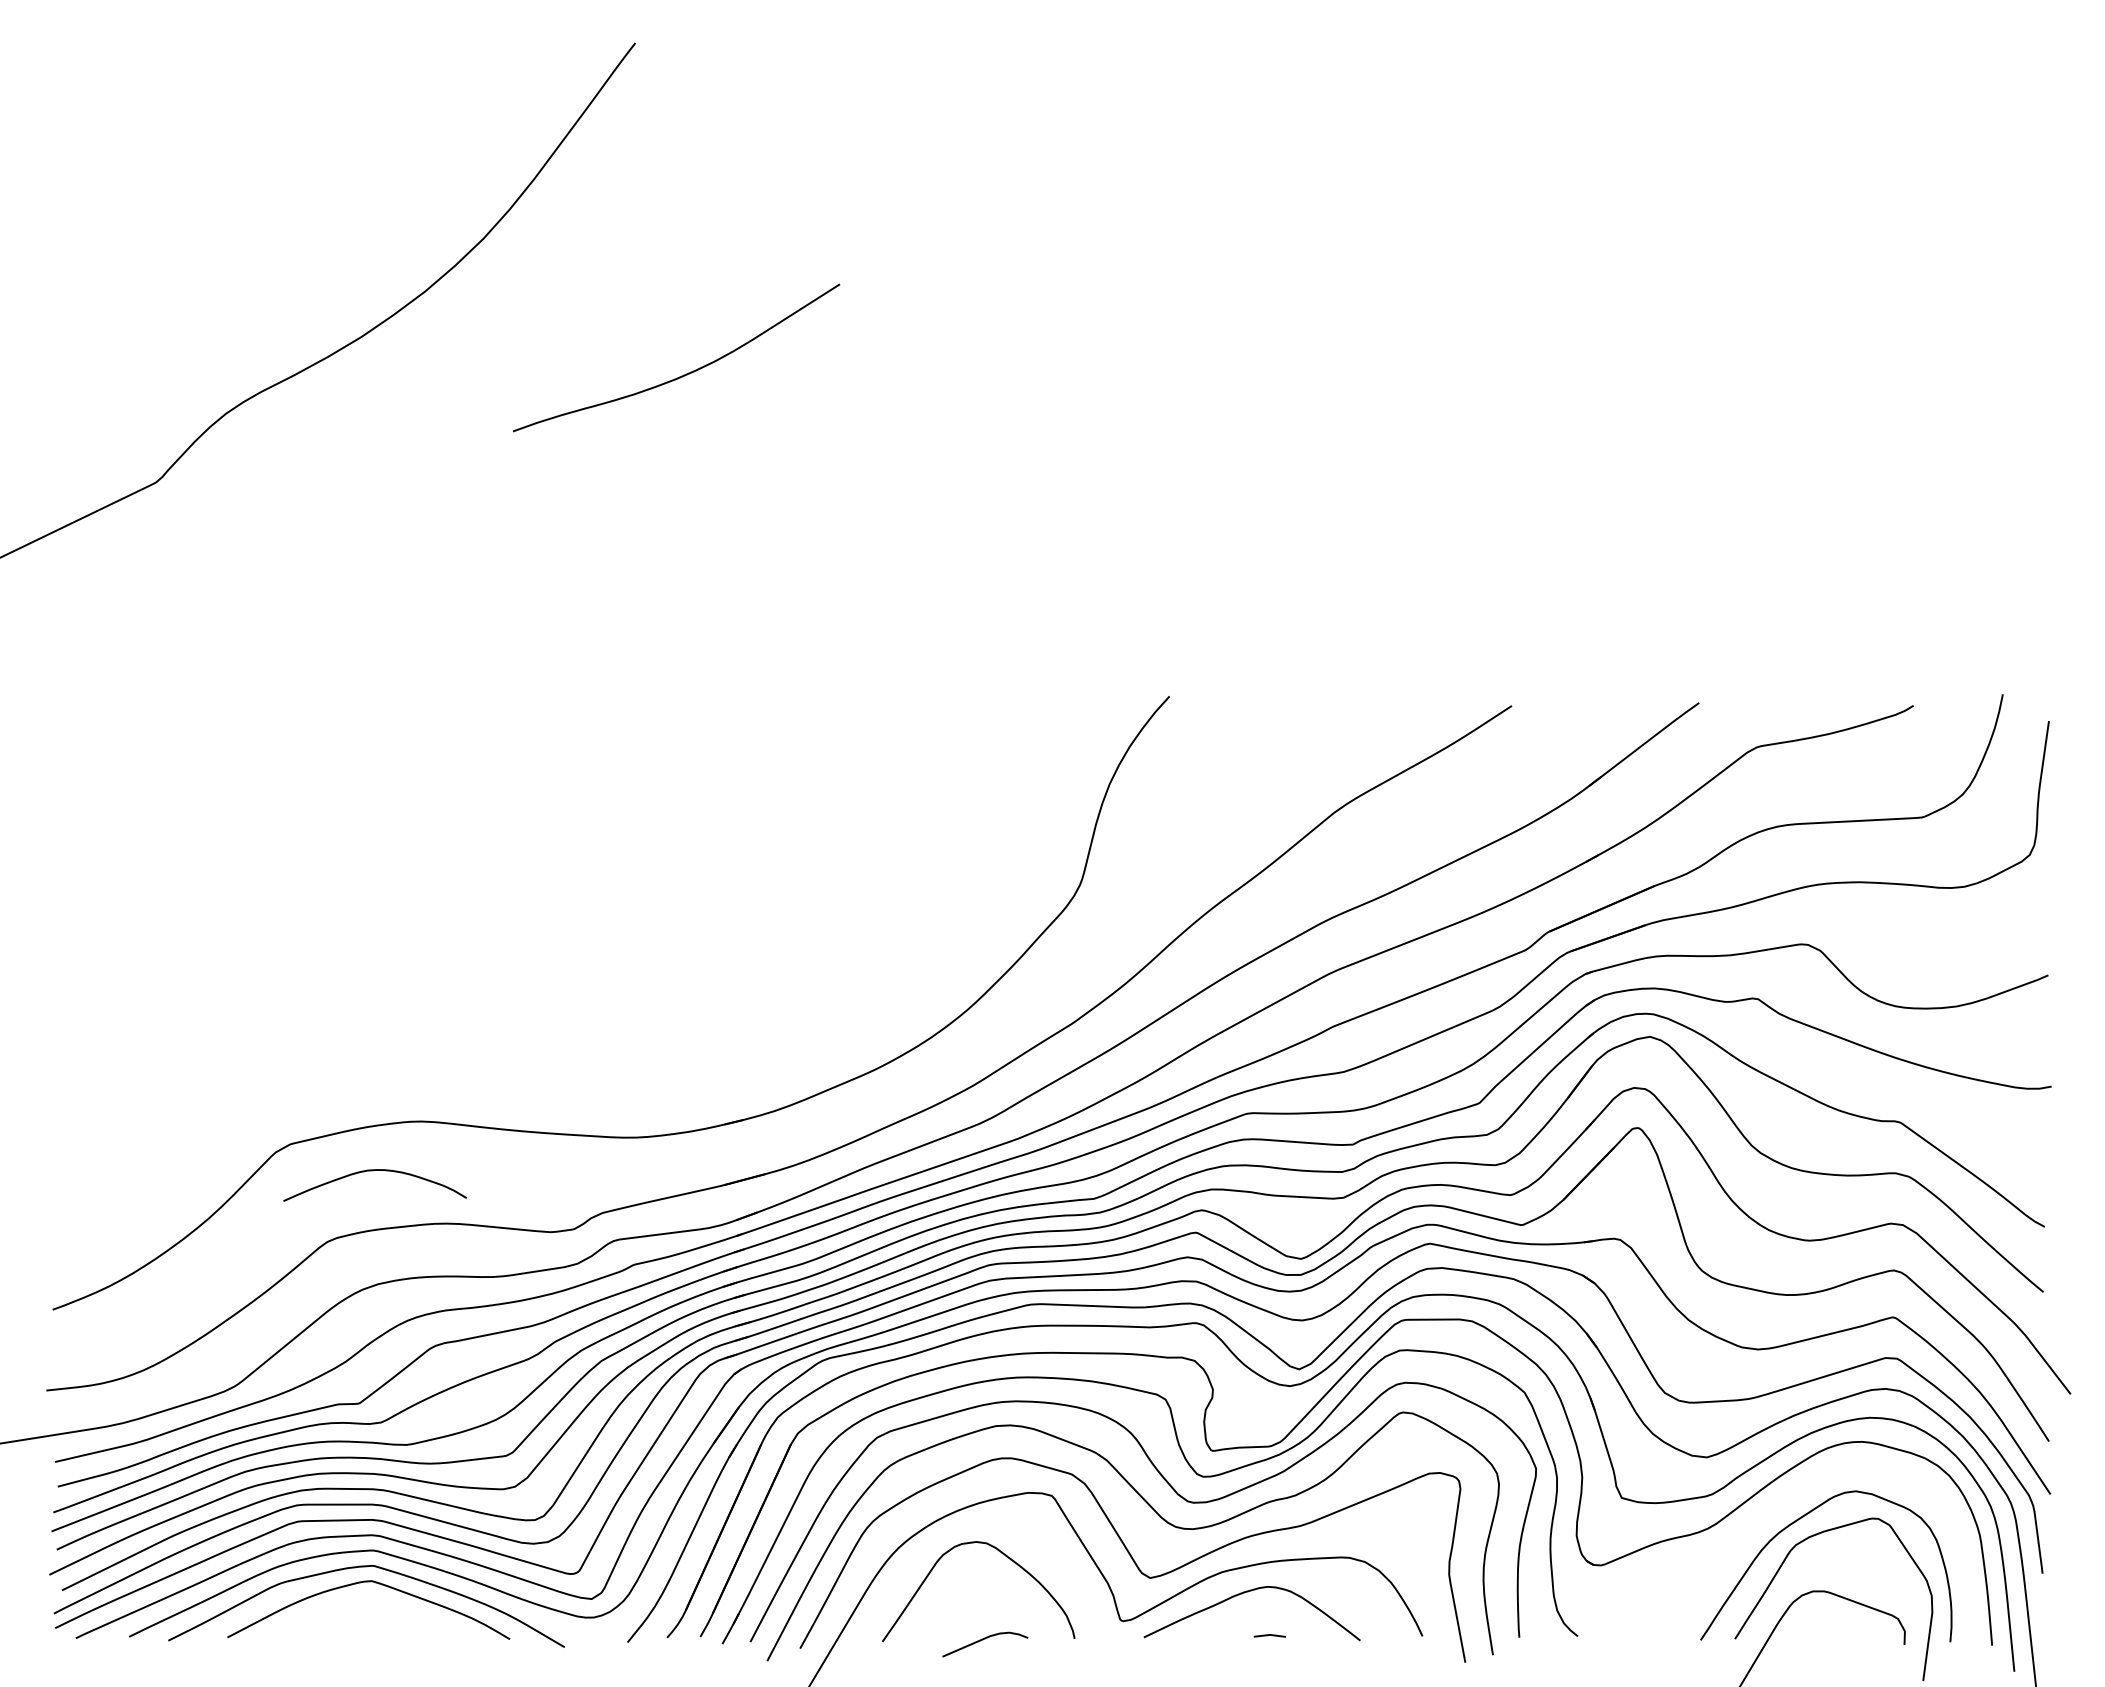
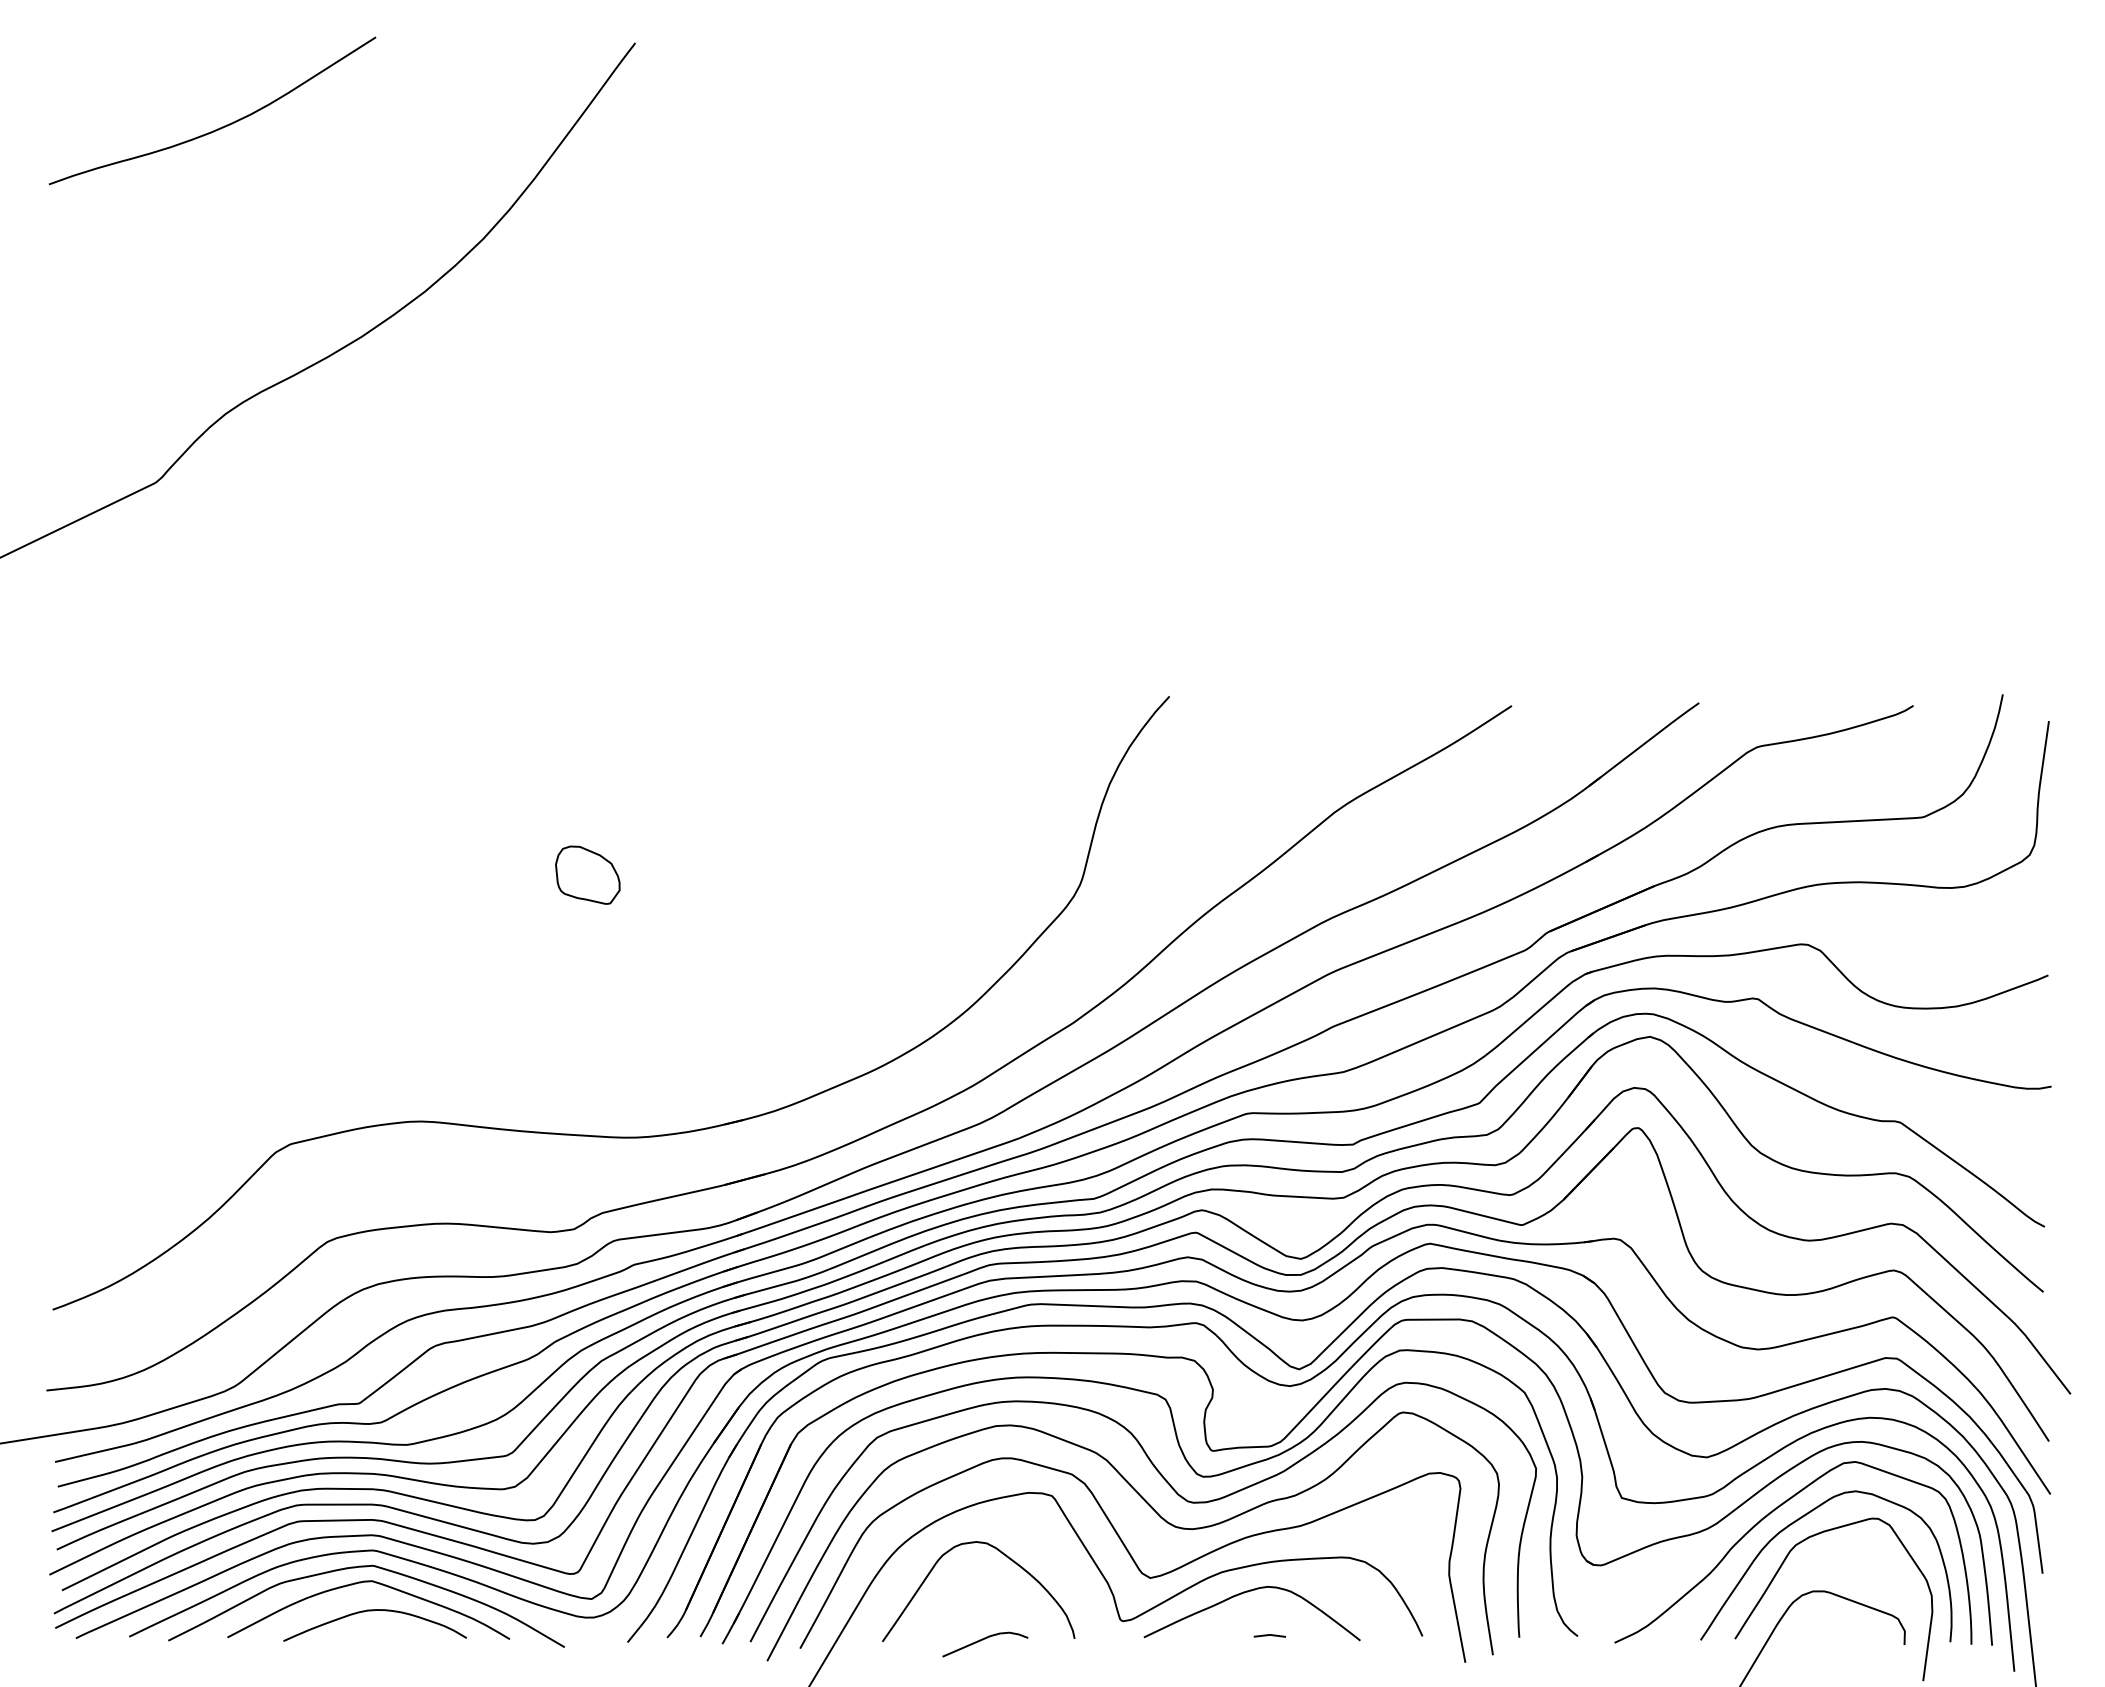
curve position: (683, 374) -> (219, 127) (219, 127)
part: none -> present (587, 874)
curve position: (373, 1171) -> (373, 1611) (373, 1611)
curve: none -> present (1765, 1518)
